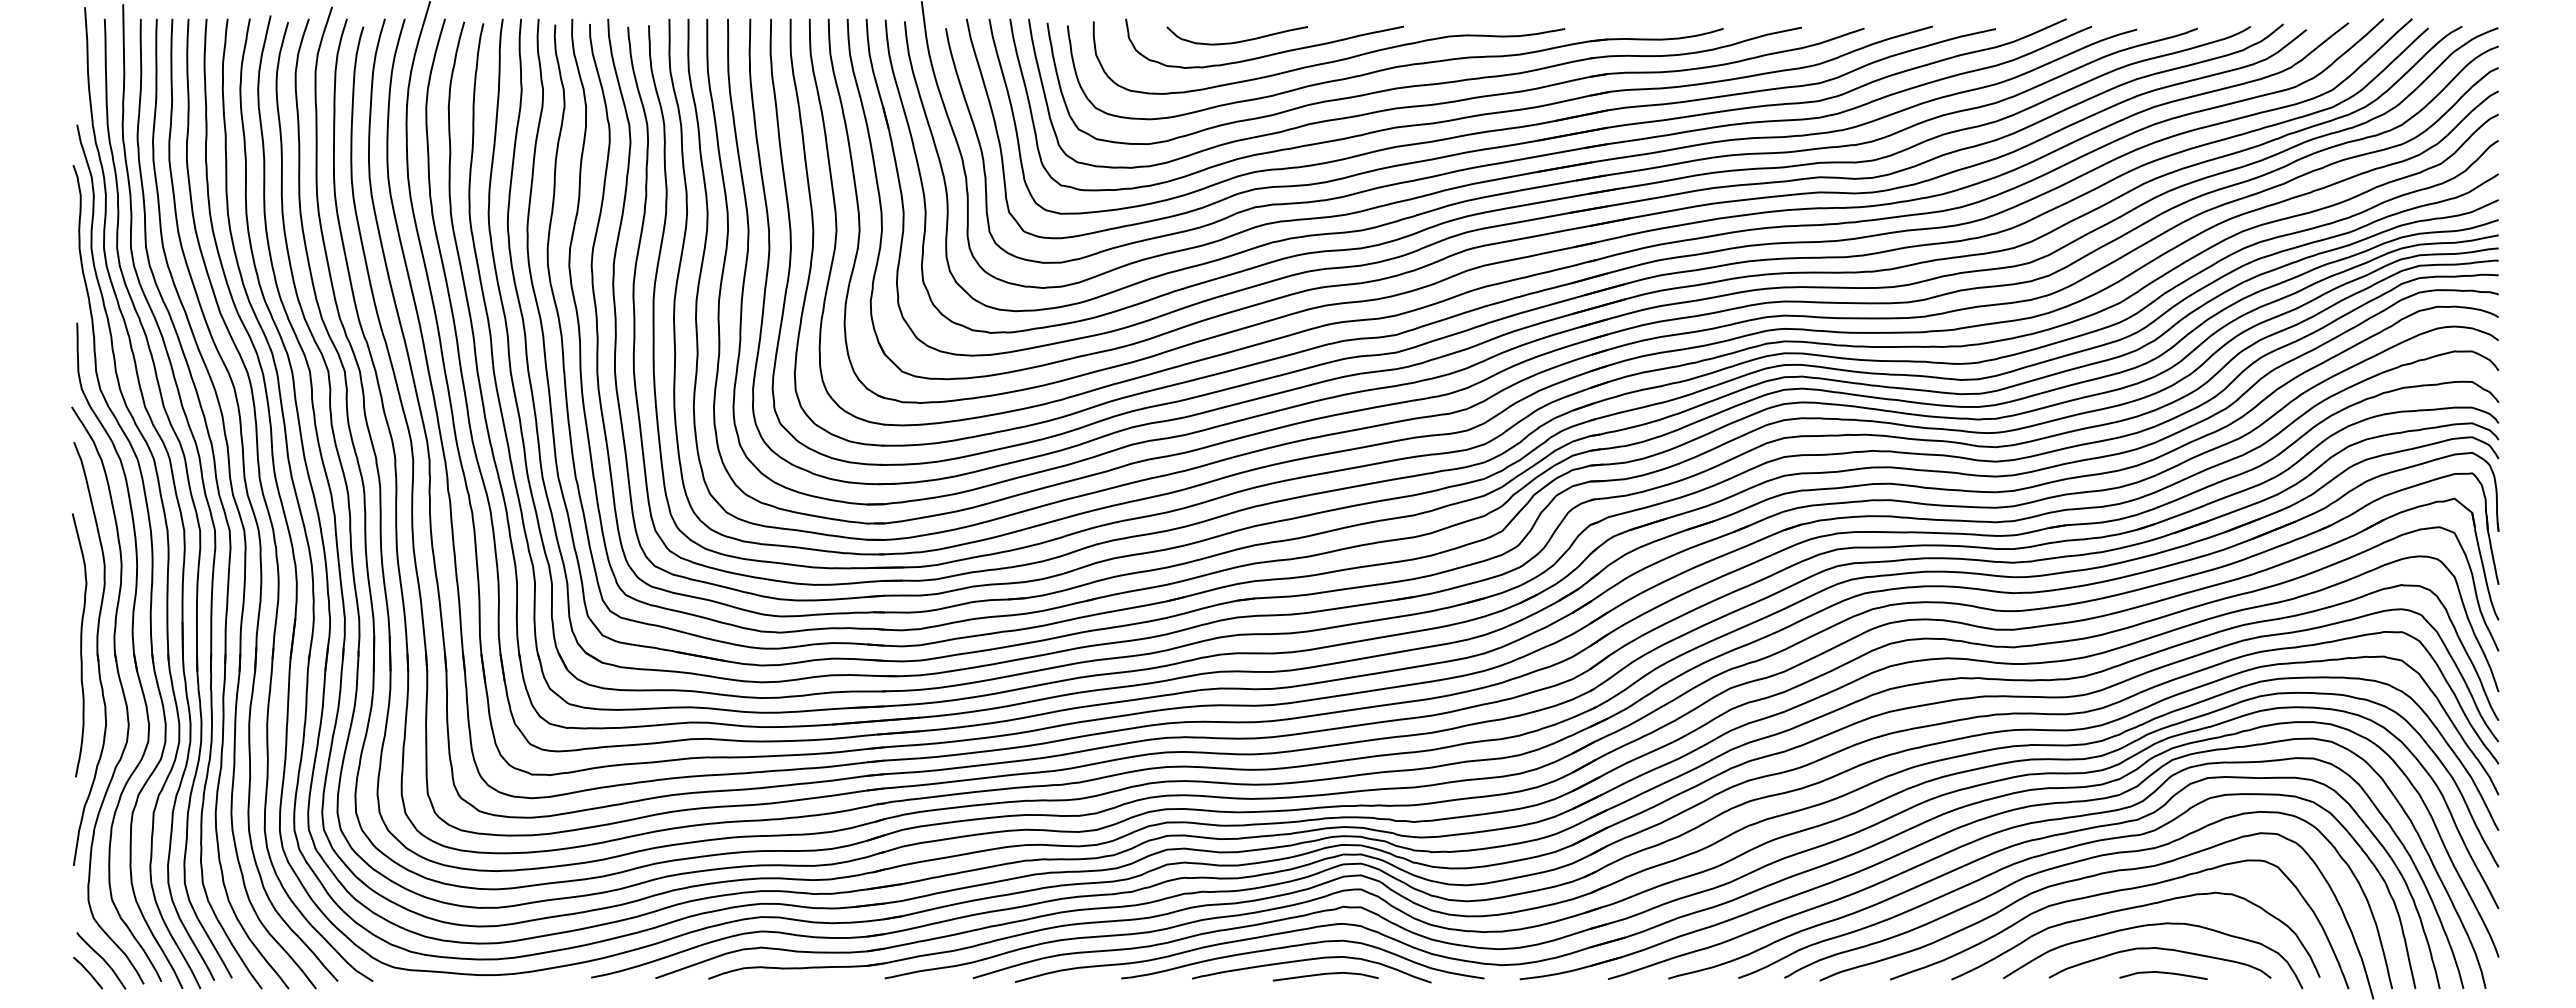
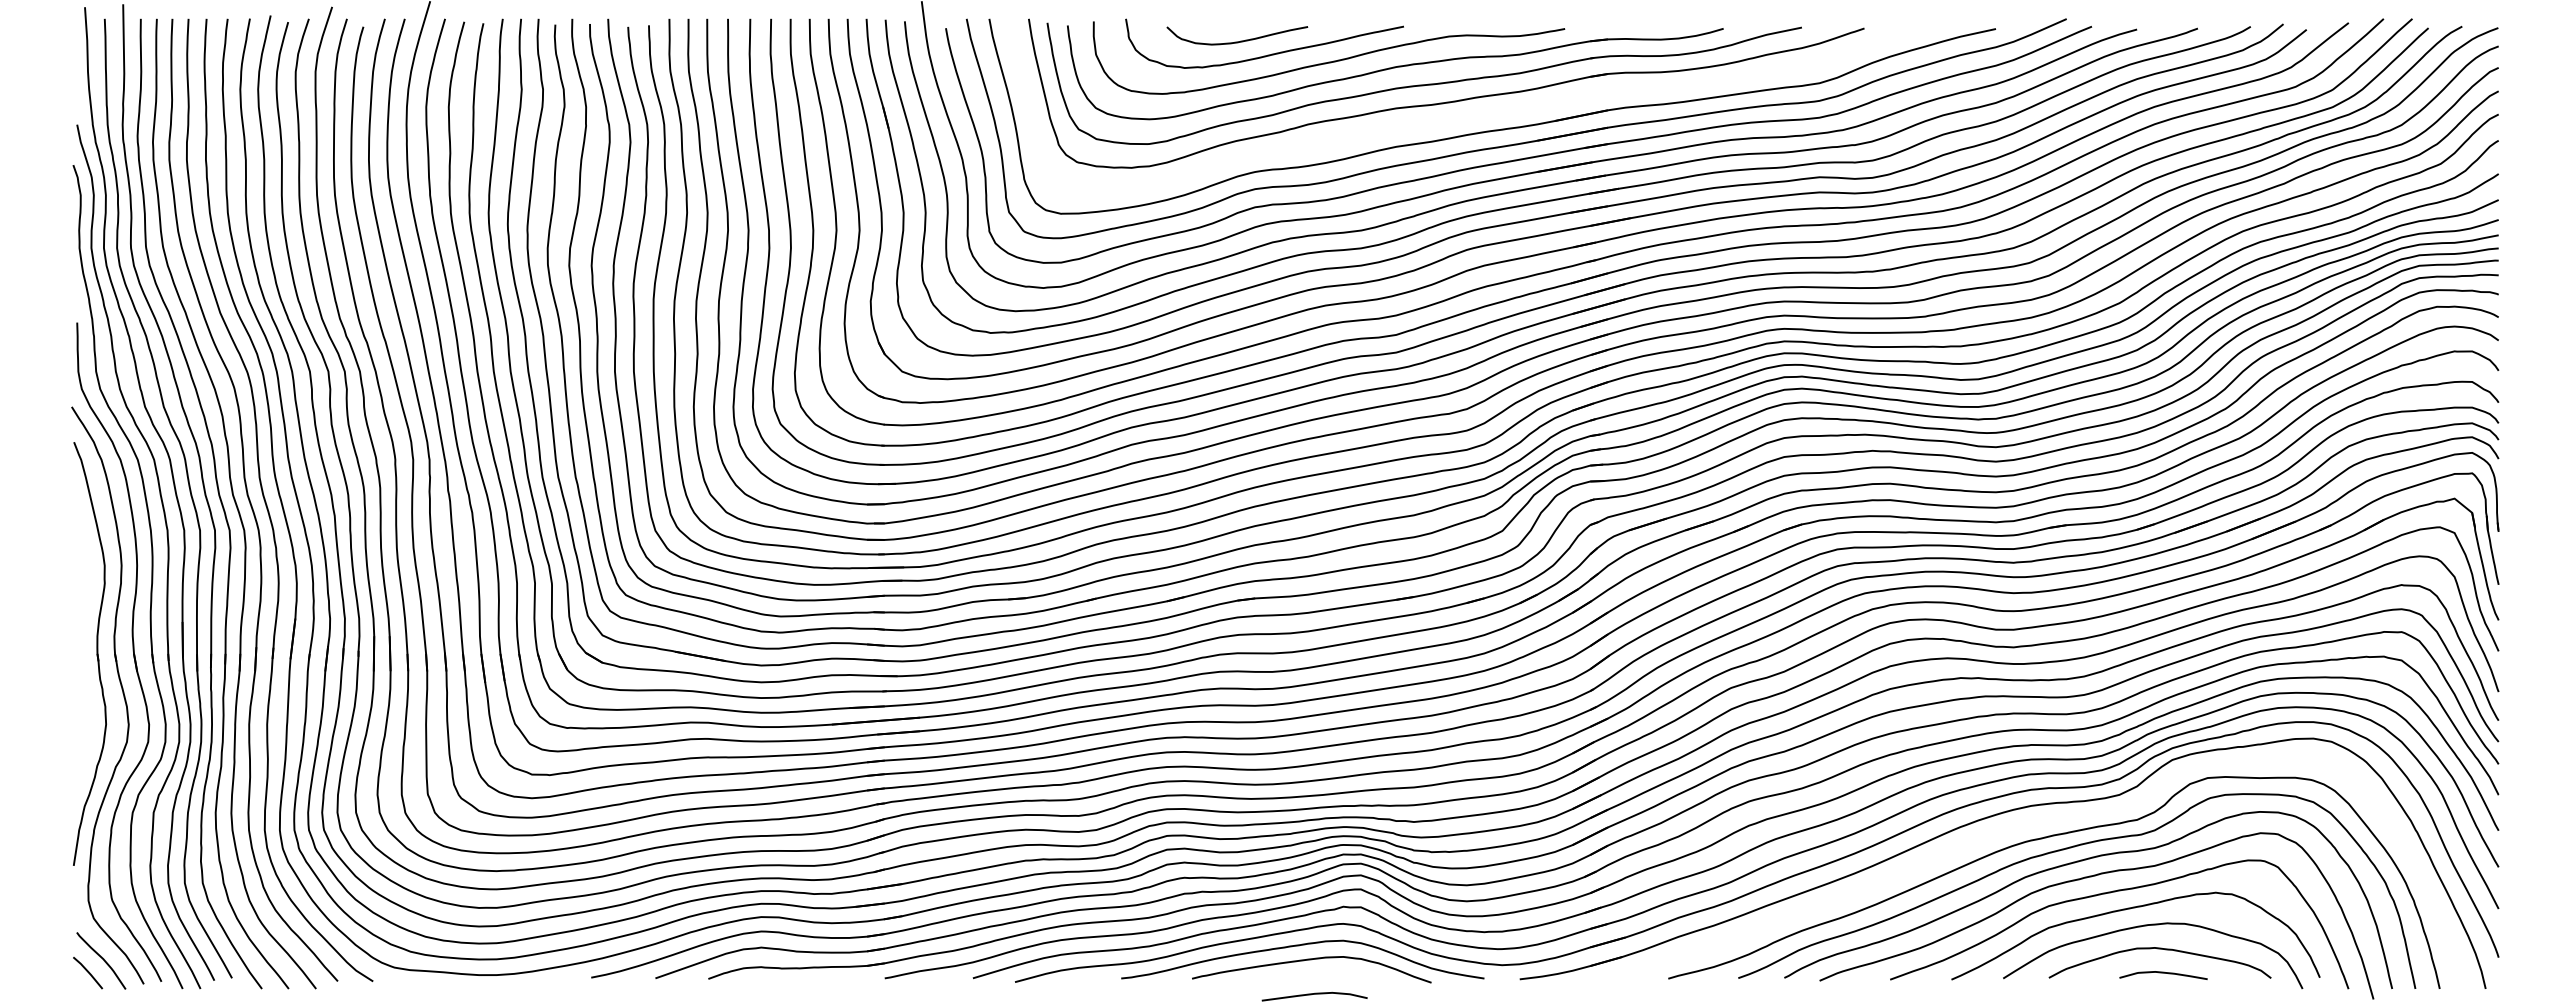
part: present -> none (1470, 115)
curve: present -> none (80, 645)
curve: present -> none (2022, 826)
curve position: (1325, 974) -> (1314, 994) (1314, 994)
